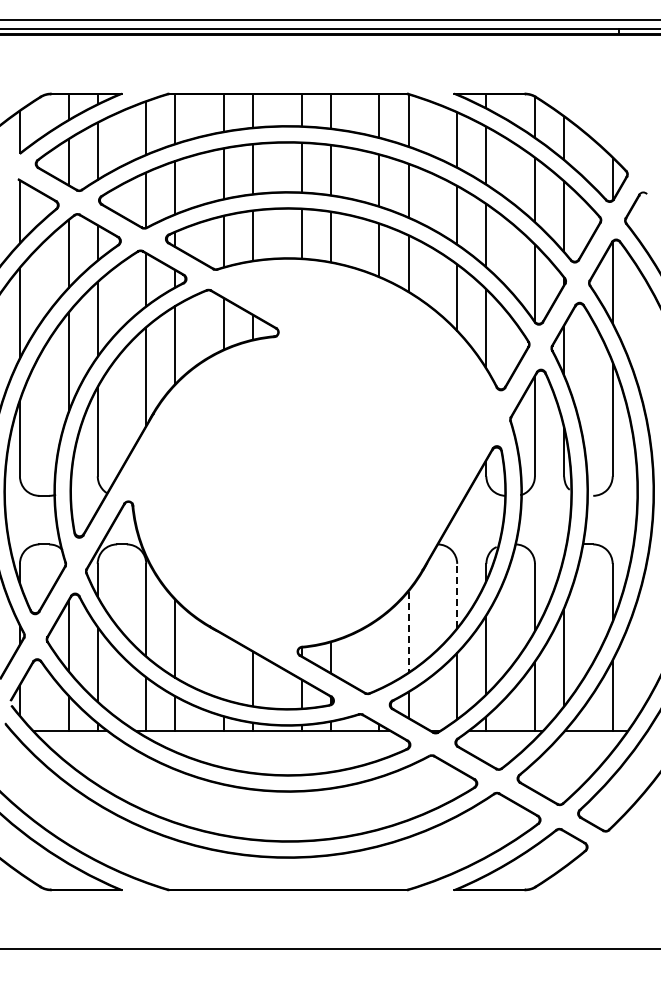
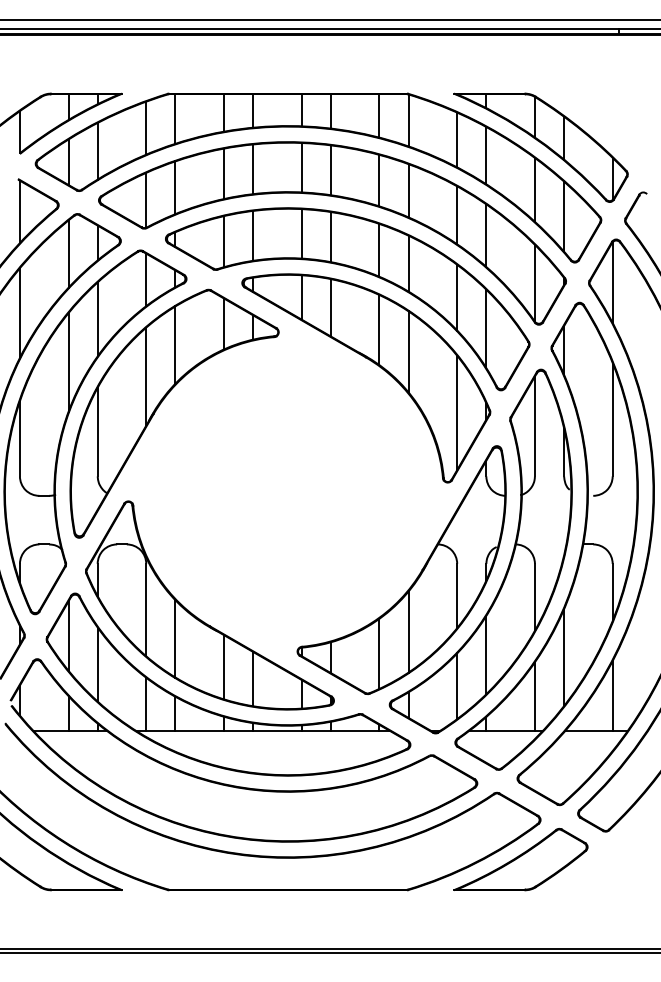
part: none -> present (376, 365)
line: dashed -> solid (457, 595)
line: dashed -> solid (408, 632)
line: none -> present (379, 653)
line: none -> present (224, 667)
line: none -> present (329, 952)
